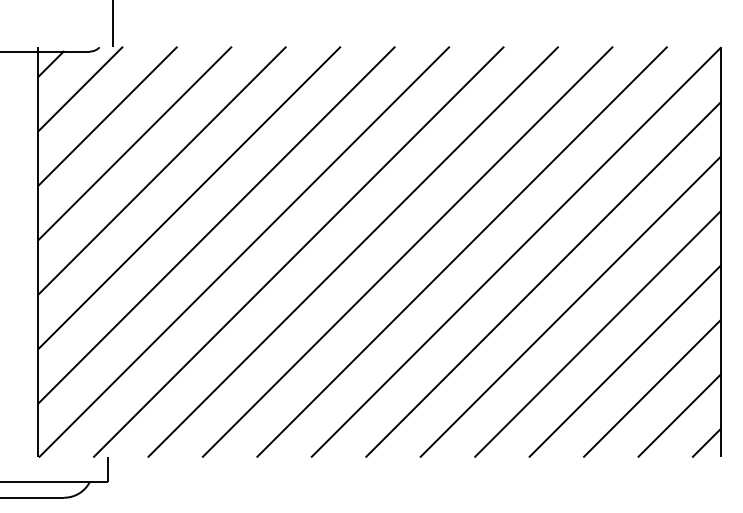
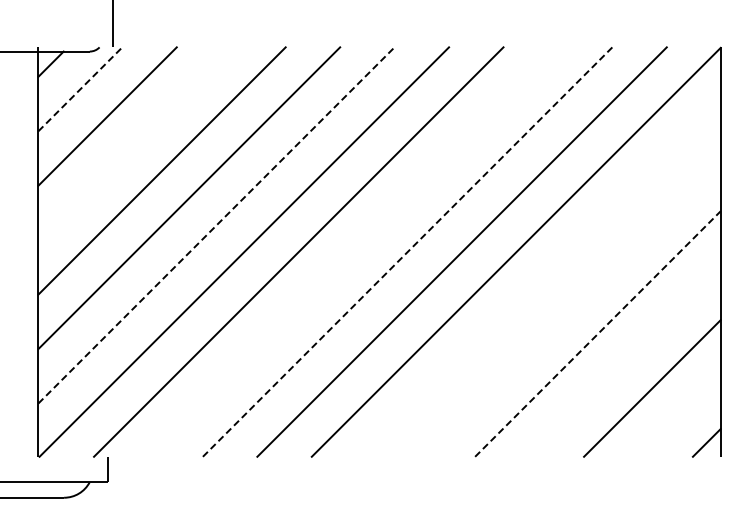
line: solid -> dashed (80, 88)
line: present -> none (134, 143)
line: solid -> dashed (216, 225)
line: present -> none (352, 251)
line: solid -> dashed (407, 252)
line: present -> none (543, 279)
line: present -> none (570, 306)
line: solid -> dashed (597, 334)
line: present -> none (624, 360)
line: present -> none (679, 415)
